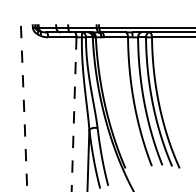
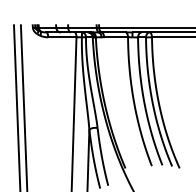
line: none -> present (16, 106)
line: dashed -> solid (24, 107)
line: dashed -> solid (74, 115)
